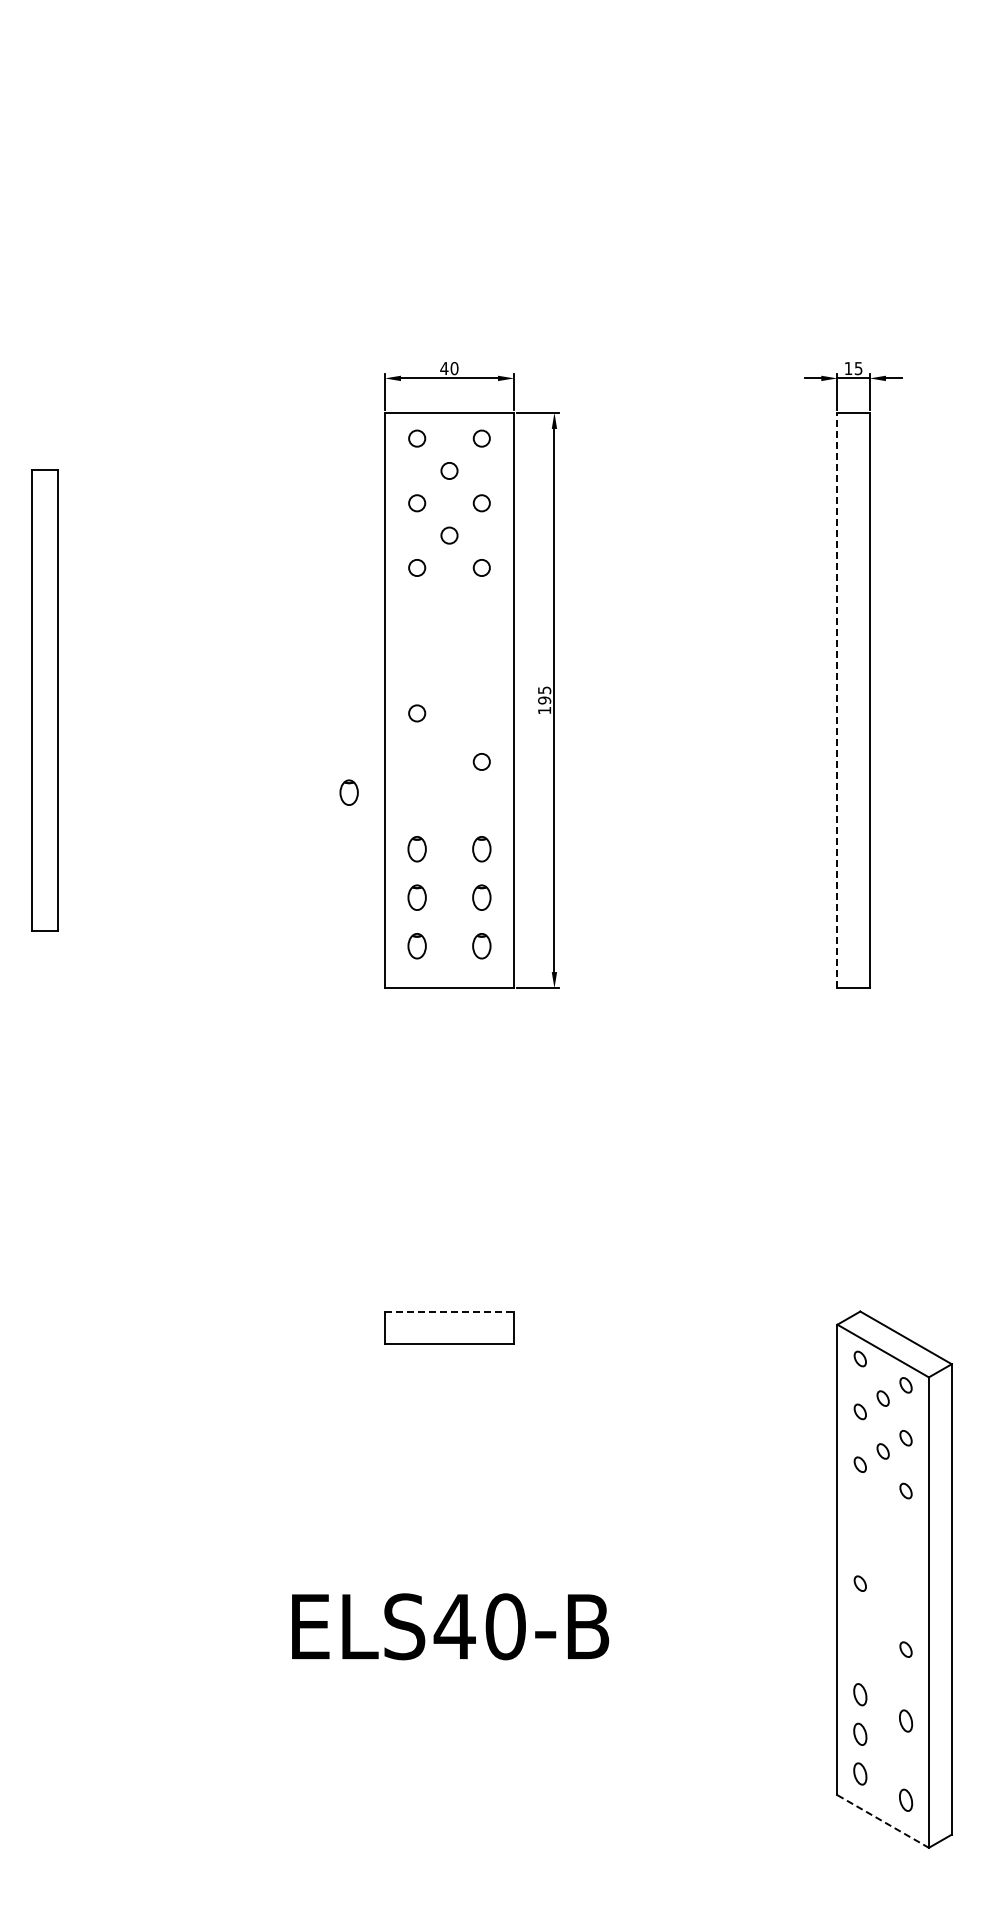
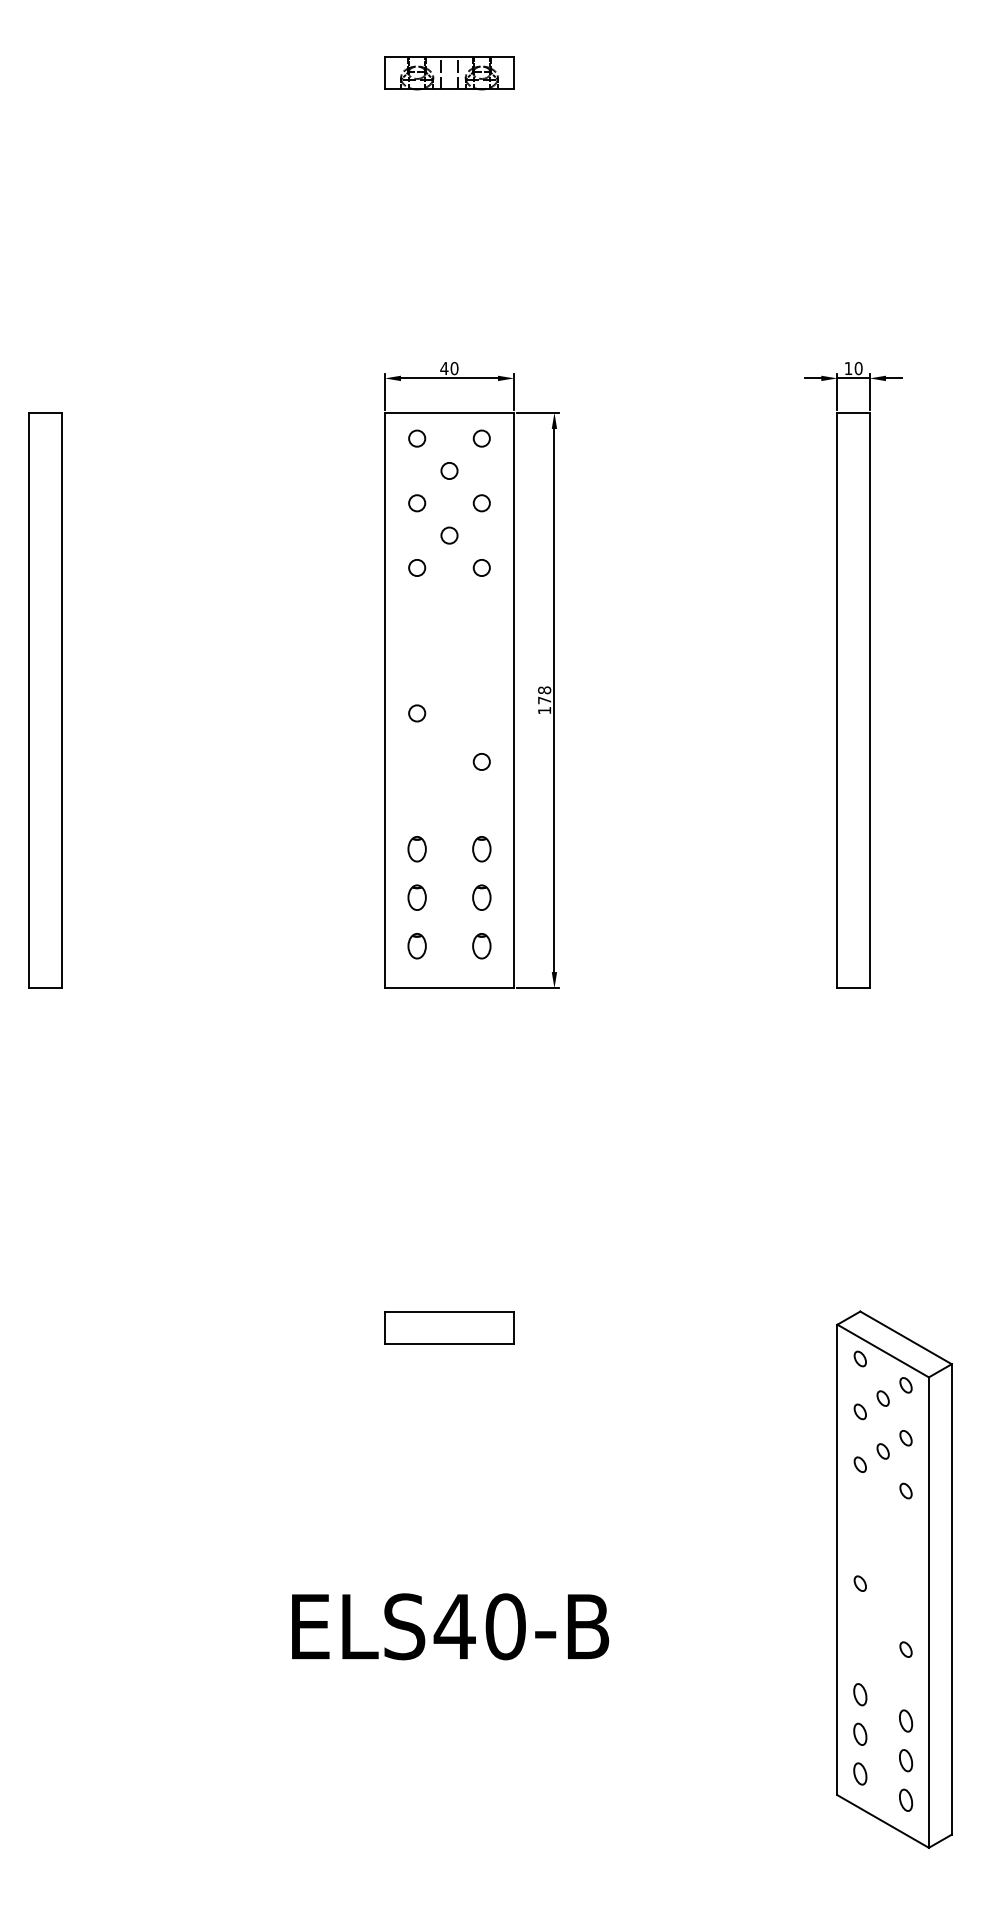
part: none -> present (449, 73)
text: 15 -> 10 (858, 368)
text: 195 -> 178 (544, 695)
part size: 28x463 px -> 35x577 px (45, 700)
line: dashed -> solid (837, 700)
part: present -> none (348, 792)
line: dashed -> solid (449, 1311)
part: none -> present (906, 1760)
line: dashed -> solid (883, 1821)
